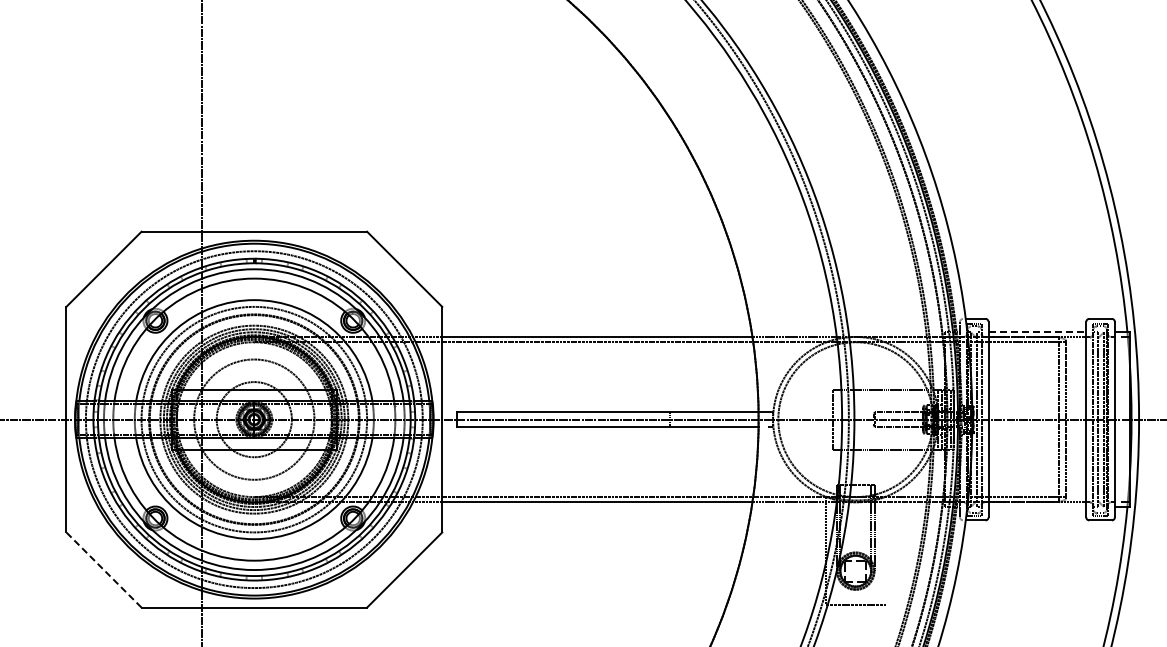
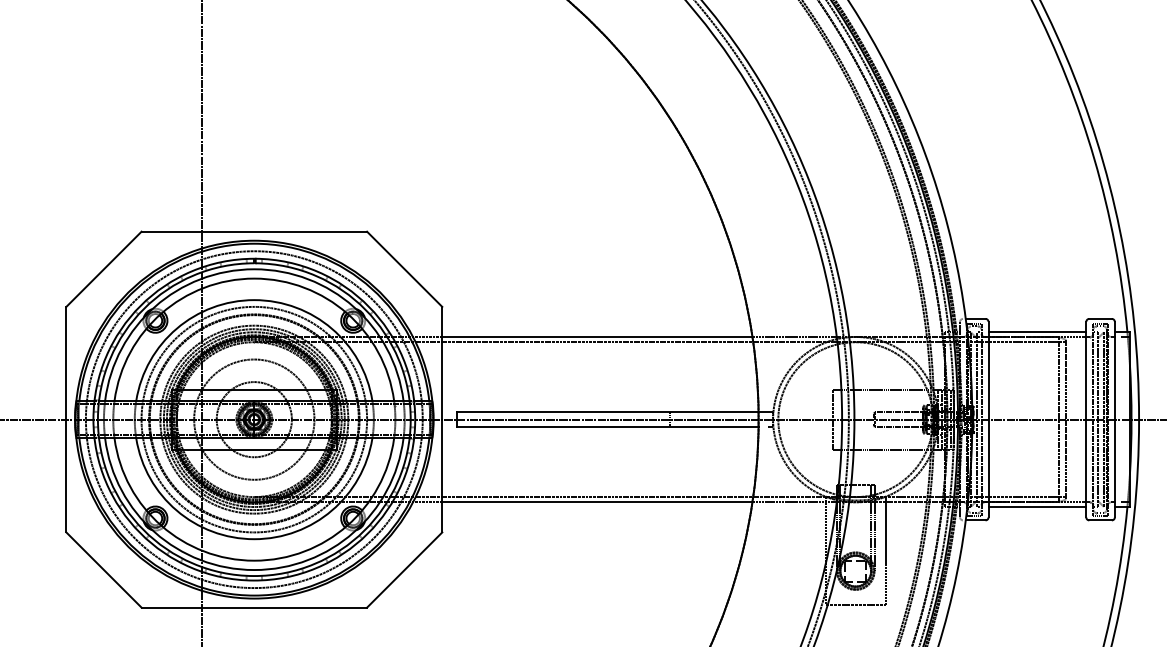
line: dashed -> solid (1037, 332)
line: none -> present (1037, 507)
line: none -> present (885, 550)
line: dashed -> solid (103, 569)
